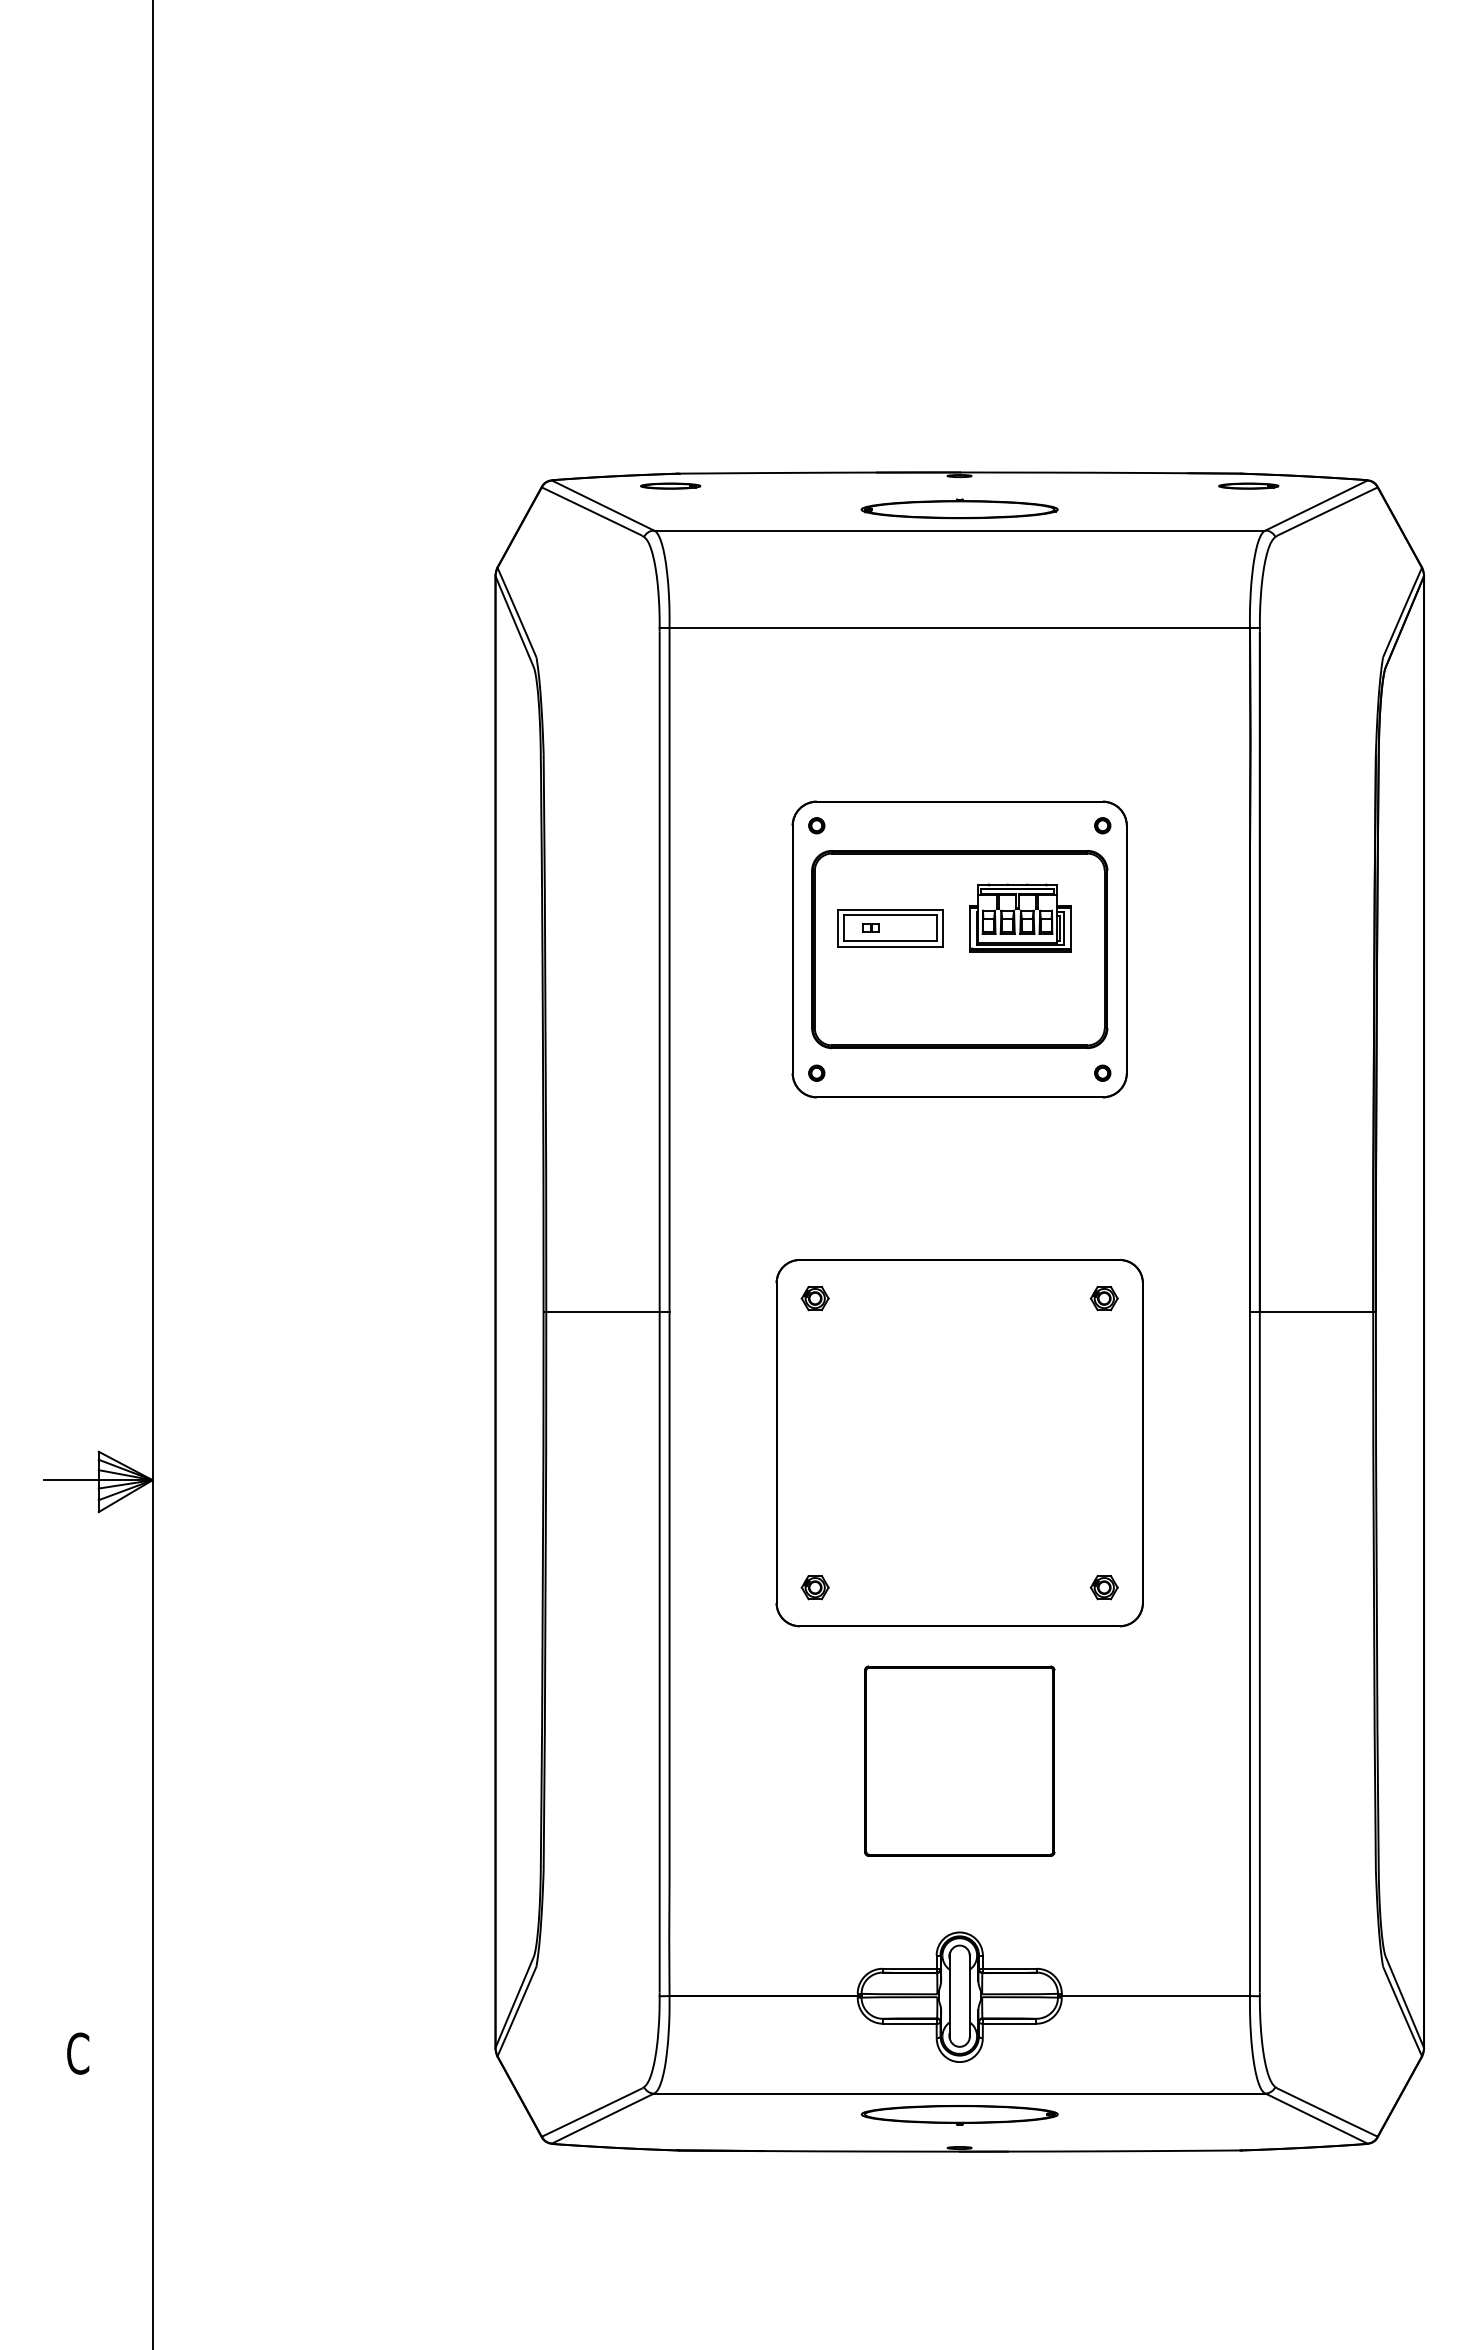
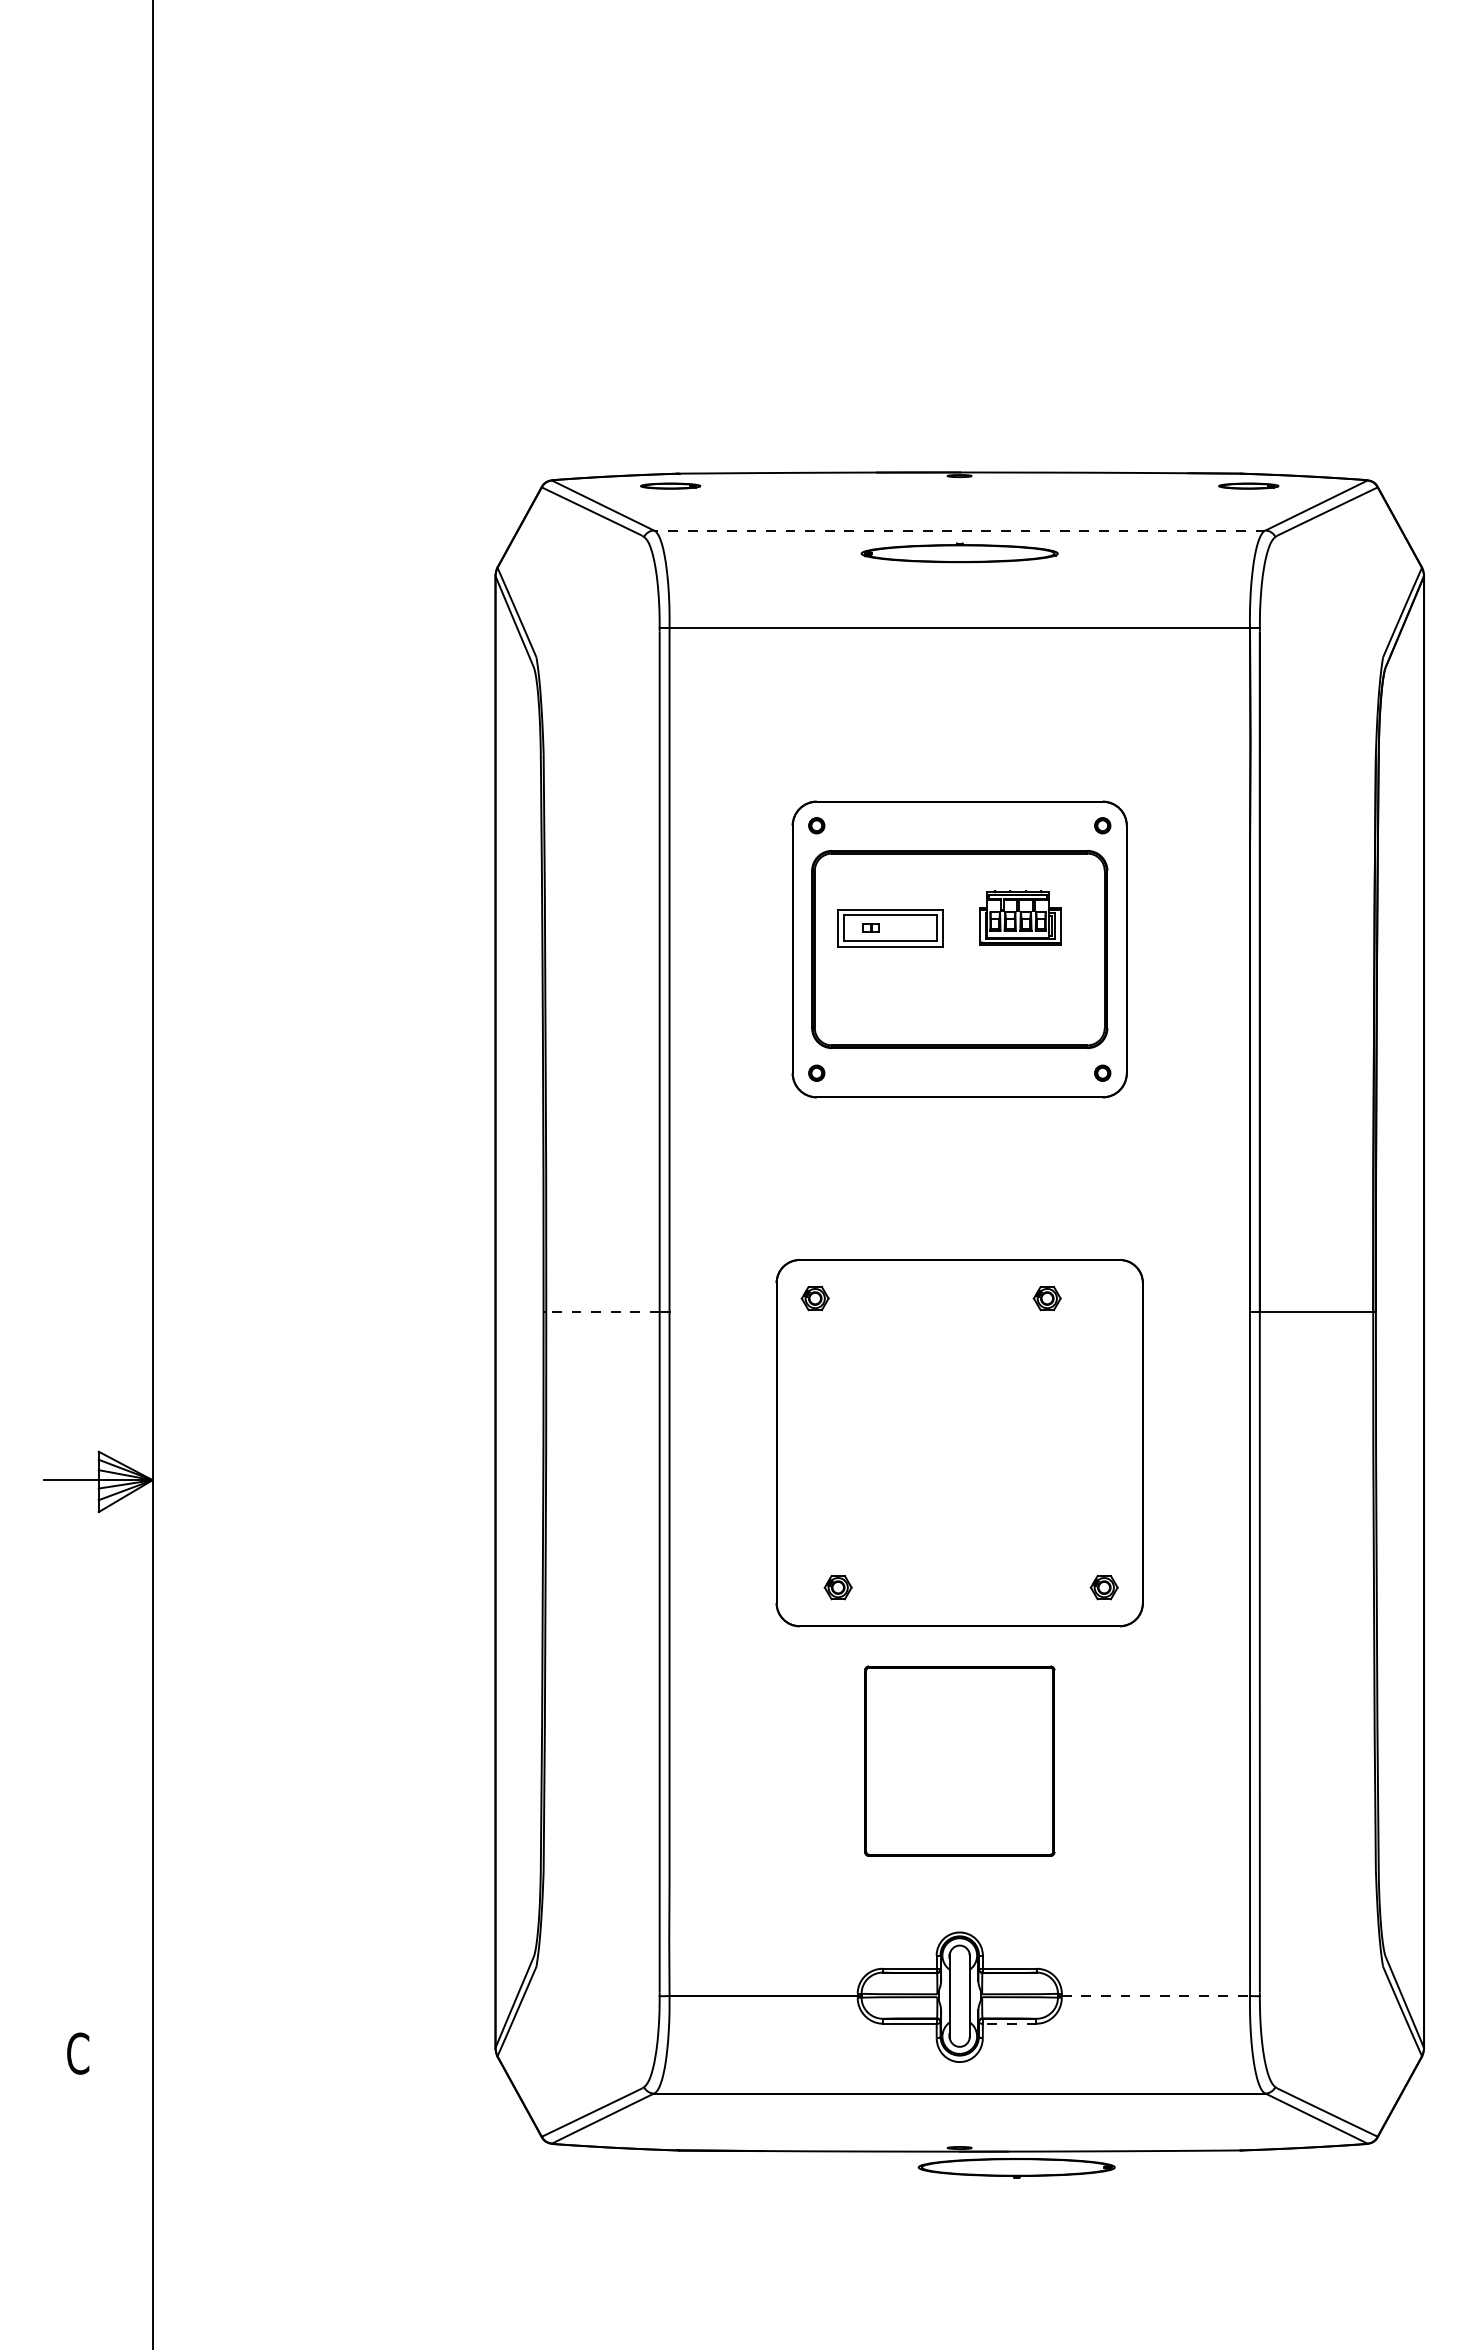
part position: (959, 508) -> (959, 552) (959, 552)
line: solid -> dashed (959, 530)
part size: 103x70 px -> 83x56 px (1020, 917)
part position: (1103, 1298) -> (1046, 1298) (1046, 1298)
line: solid -> dashed (602, 1312)
part position: (814, 1587) -> (837, 1587) (837, 1587)
line: solid -> dashed (1156, 1996)
line: solid -> dashed (1009, 2023)
part position: (959, 2115) -> (1016, 2168) (1016, 2168)
